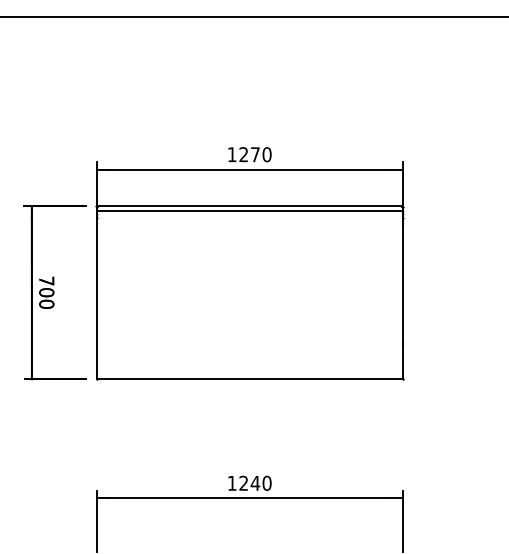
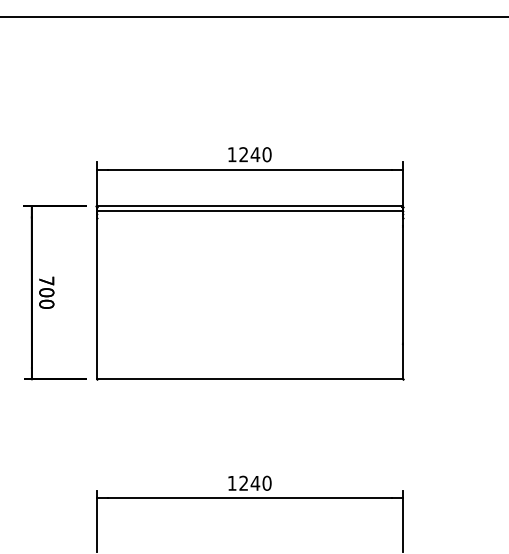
text: 1270 -> 1240 (255, 154)
